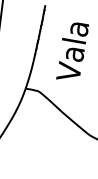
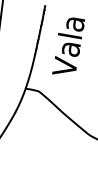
text position: (72, 50) -> (68, 45) (68, 45)
